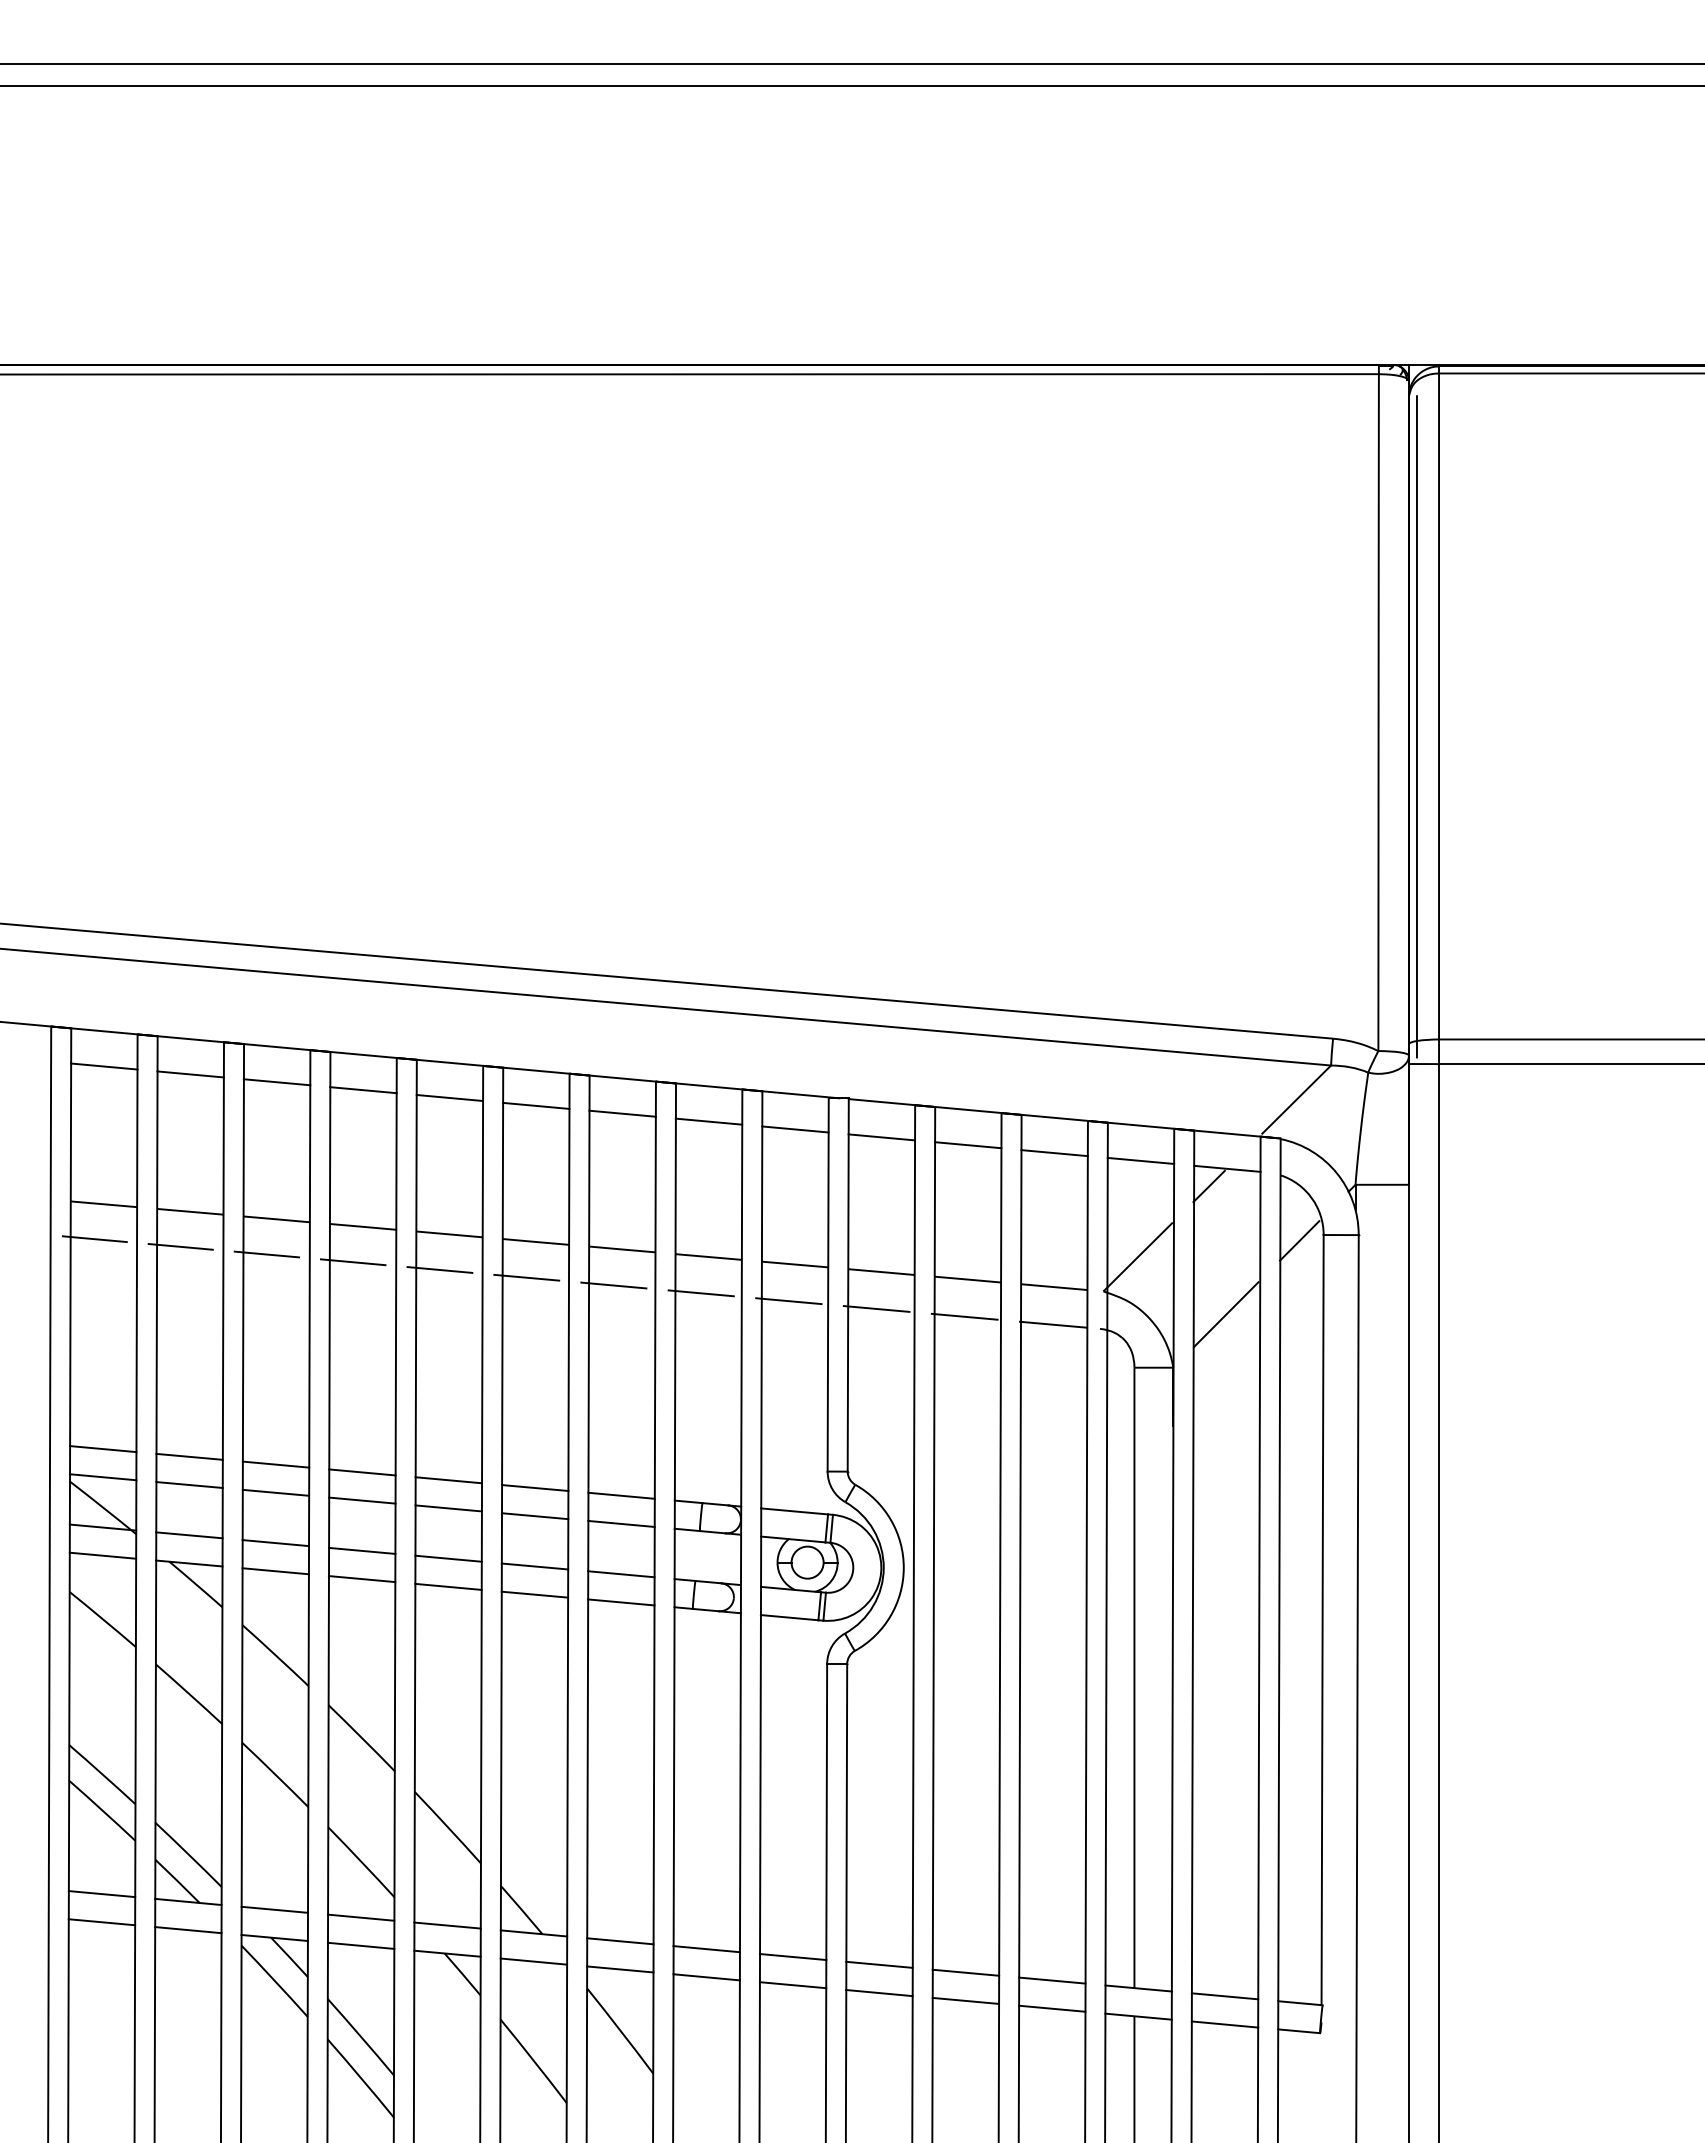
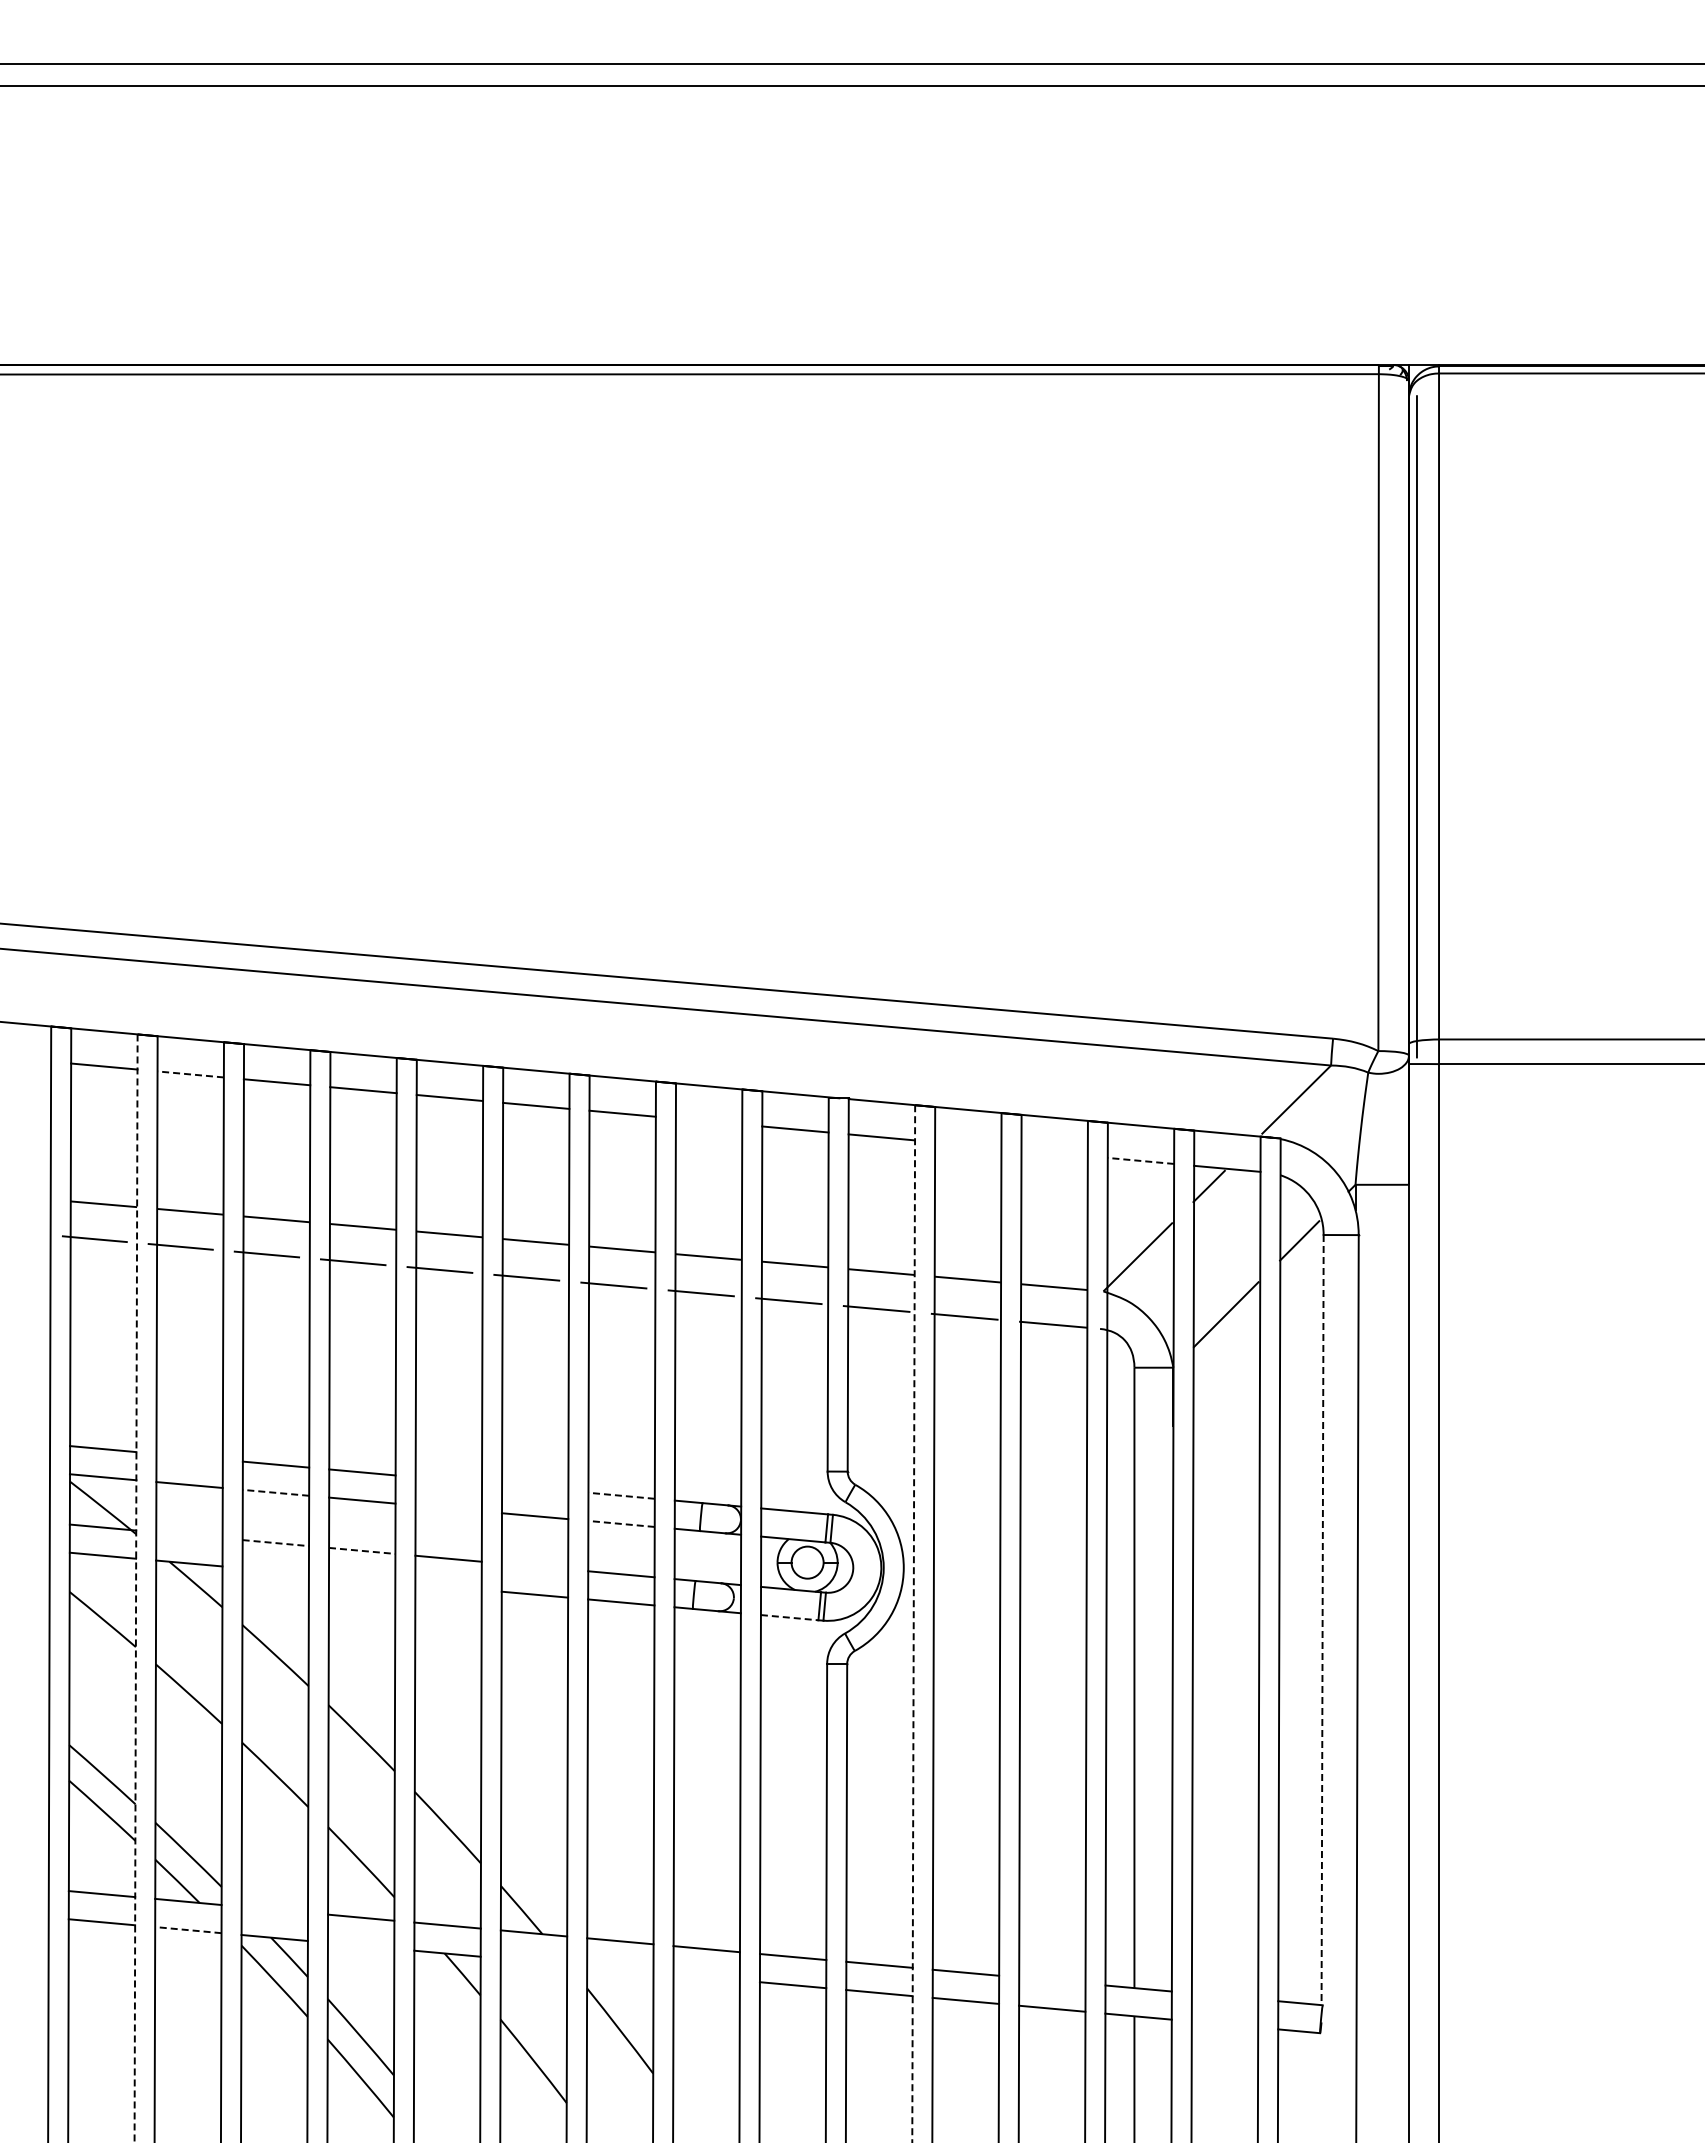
line: solid -> dashed (190, 1074)
line: present -> none (708, 1121)
line: present -> none (967, 1145)
line: present -> none (1054, 1153)
line: solid -> dashed (1140, 1160)
line: present -> none (189, 1456)
line: present -> none (448, 1480)
line: present -> none (535, 1487)
line: solid -> dashed (275, 1492)
line: solid -> dashed (621, 1495)
line: present -> none (448, 1508)
line: solid -> dashed (620, 1523)
line: present -> none (189, 1535)
line: solid -> dashed (276, 1543)
line: solid -> dashed (362, 1550)
line: present -> none (534, 1566)
line: present -> none (275, 1571)
line: present -> none (361, 1579)
line: present -> none (448, 1586)
line: solid -> dashed (136, 1588)
line: solid -> dashed (789, 1617)
line: solid -> dashed (1322, 1620)
line: solid -> dashed (913, 1624)
line: present -> none (274, 1909)
line: solid -> dashed (187, 1930)
line: present -> none (360, 1945)
line: present -> none (533, 1961)
line: present -> none (620, 1969)
line: present -> none (706, 1977)
line: present -> none (1052, 1980)
line: present -> none (1224, 1996)
line: present -> none (1224, 2024)
